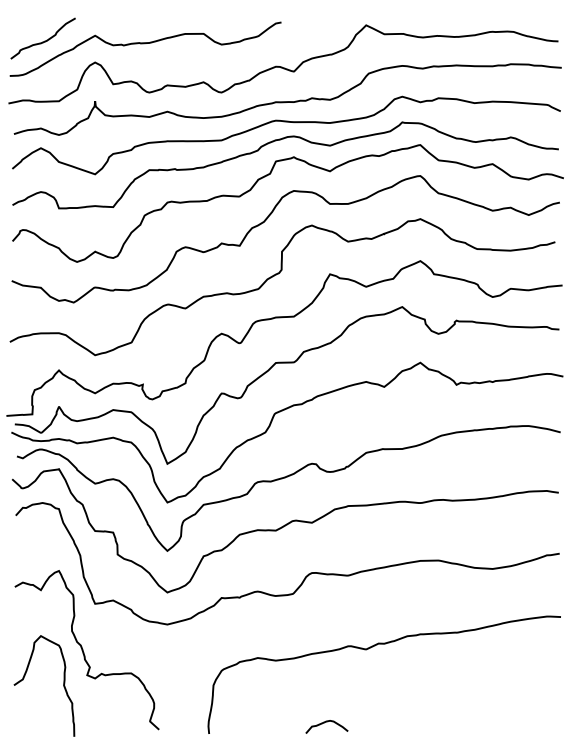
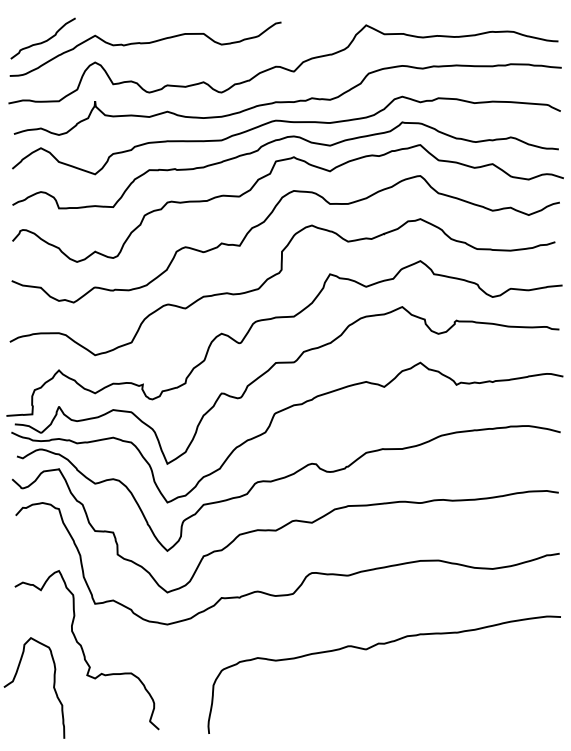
curve position: (63, 685) -> (53, 687) (53, 687)
curve: present -> none (324, 723)
